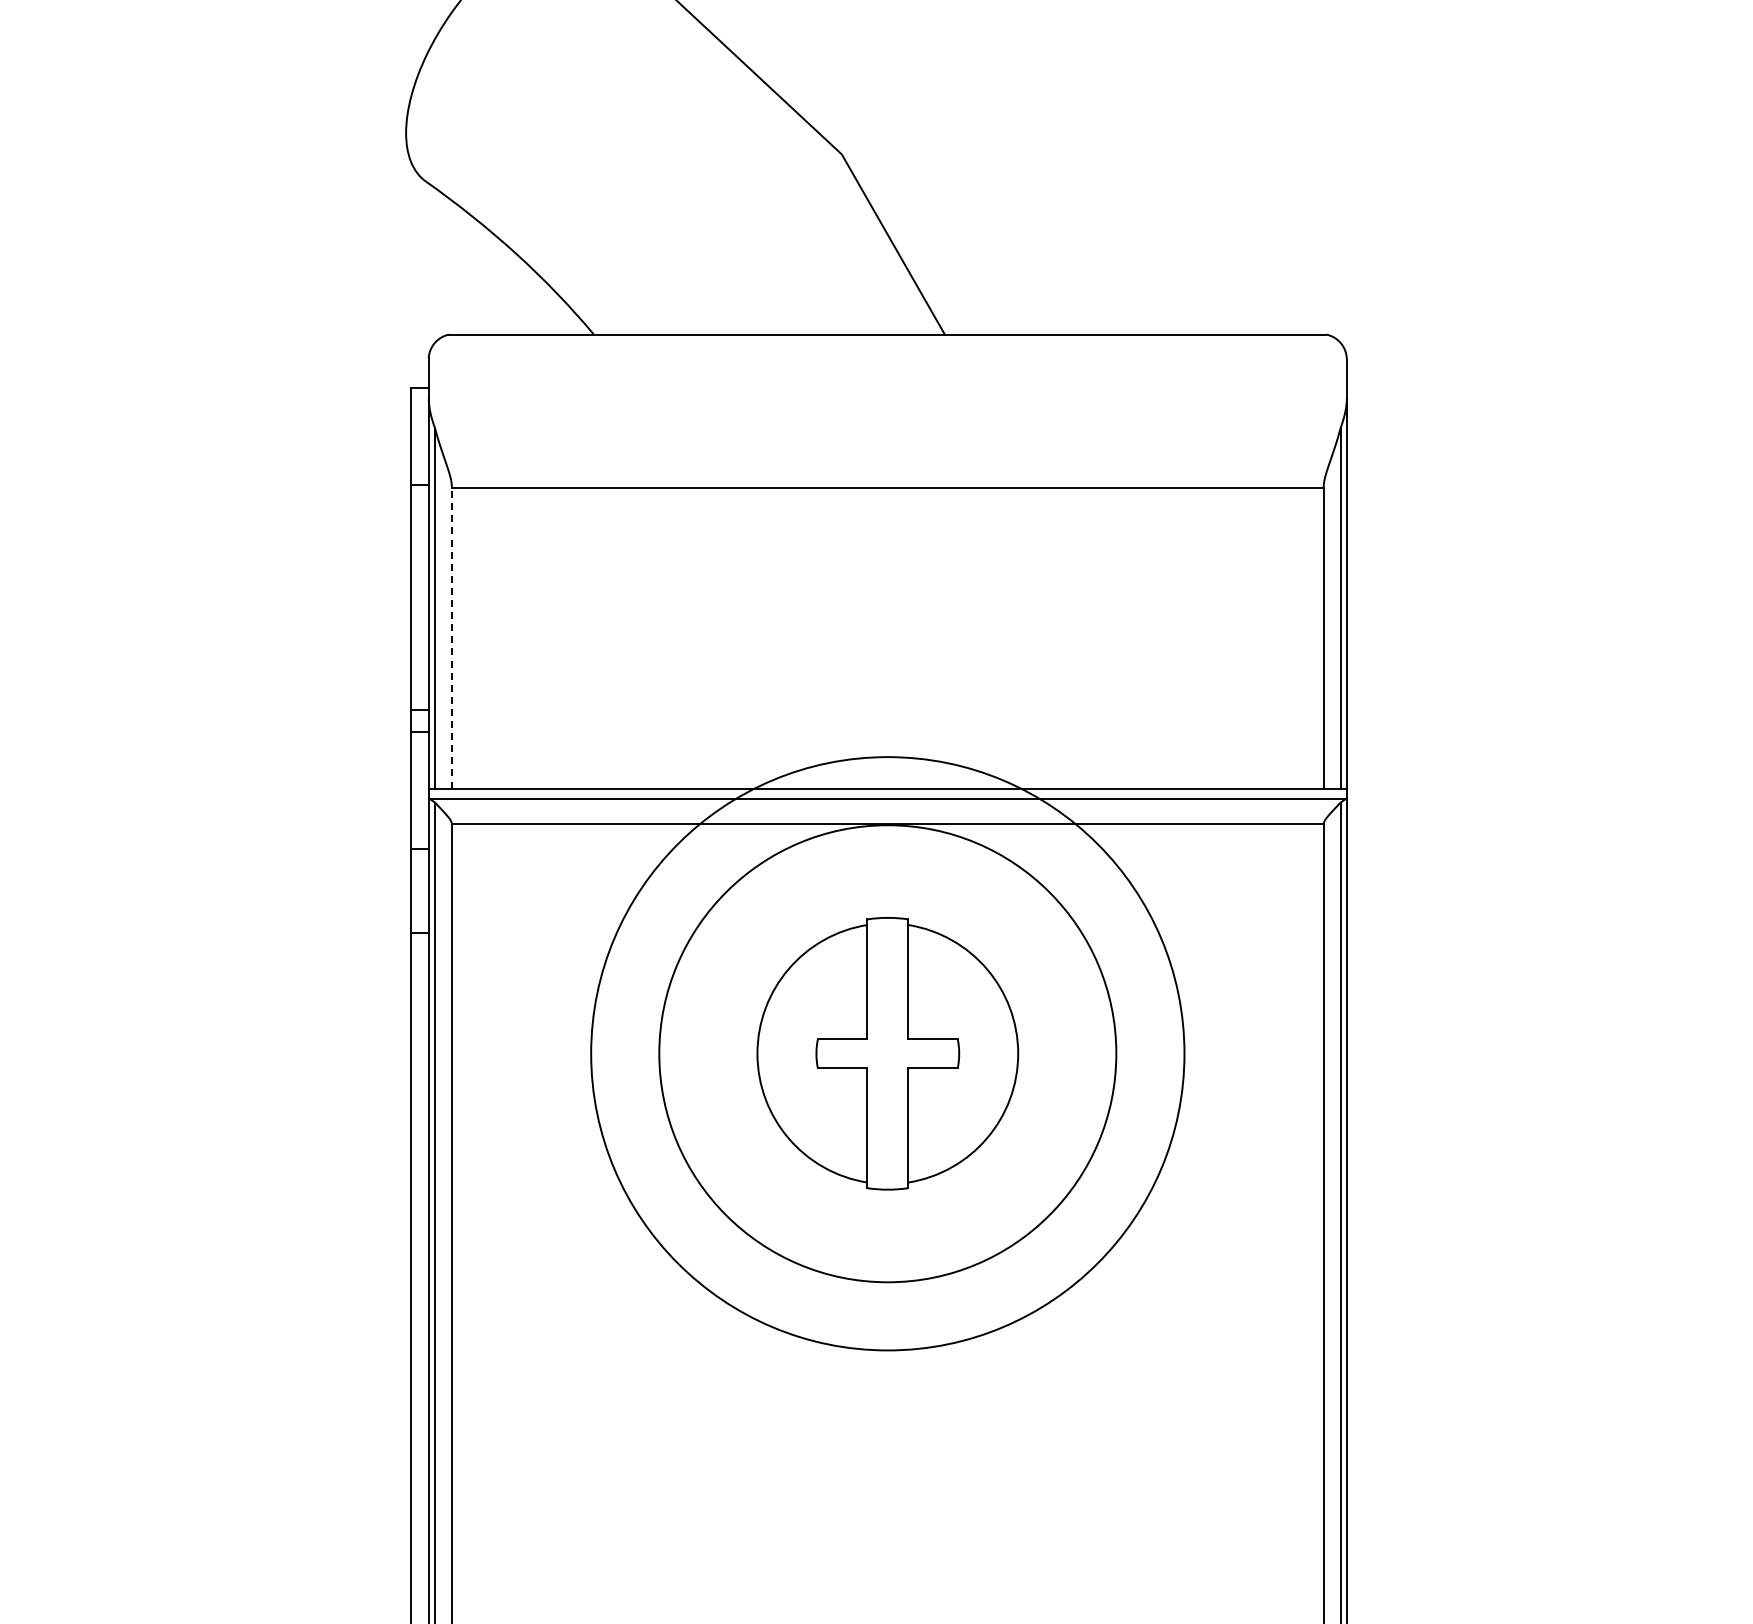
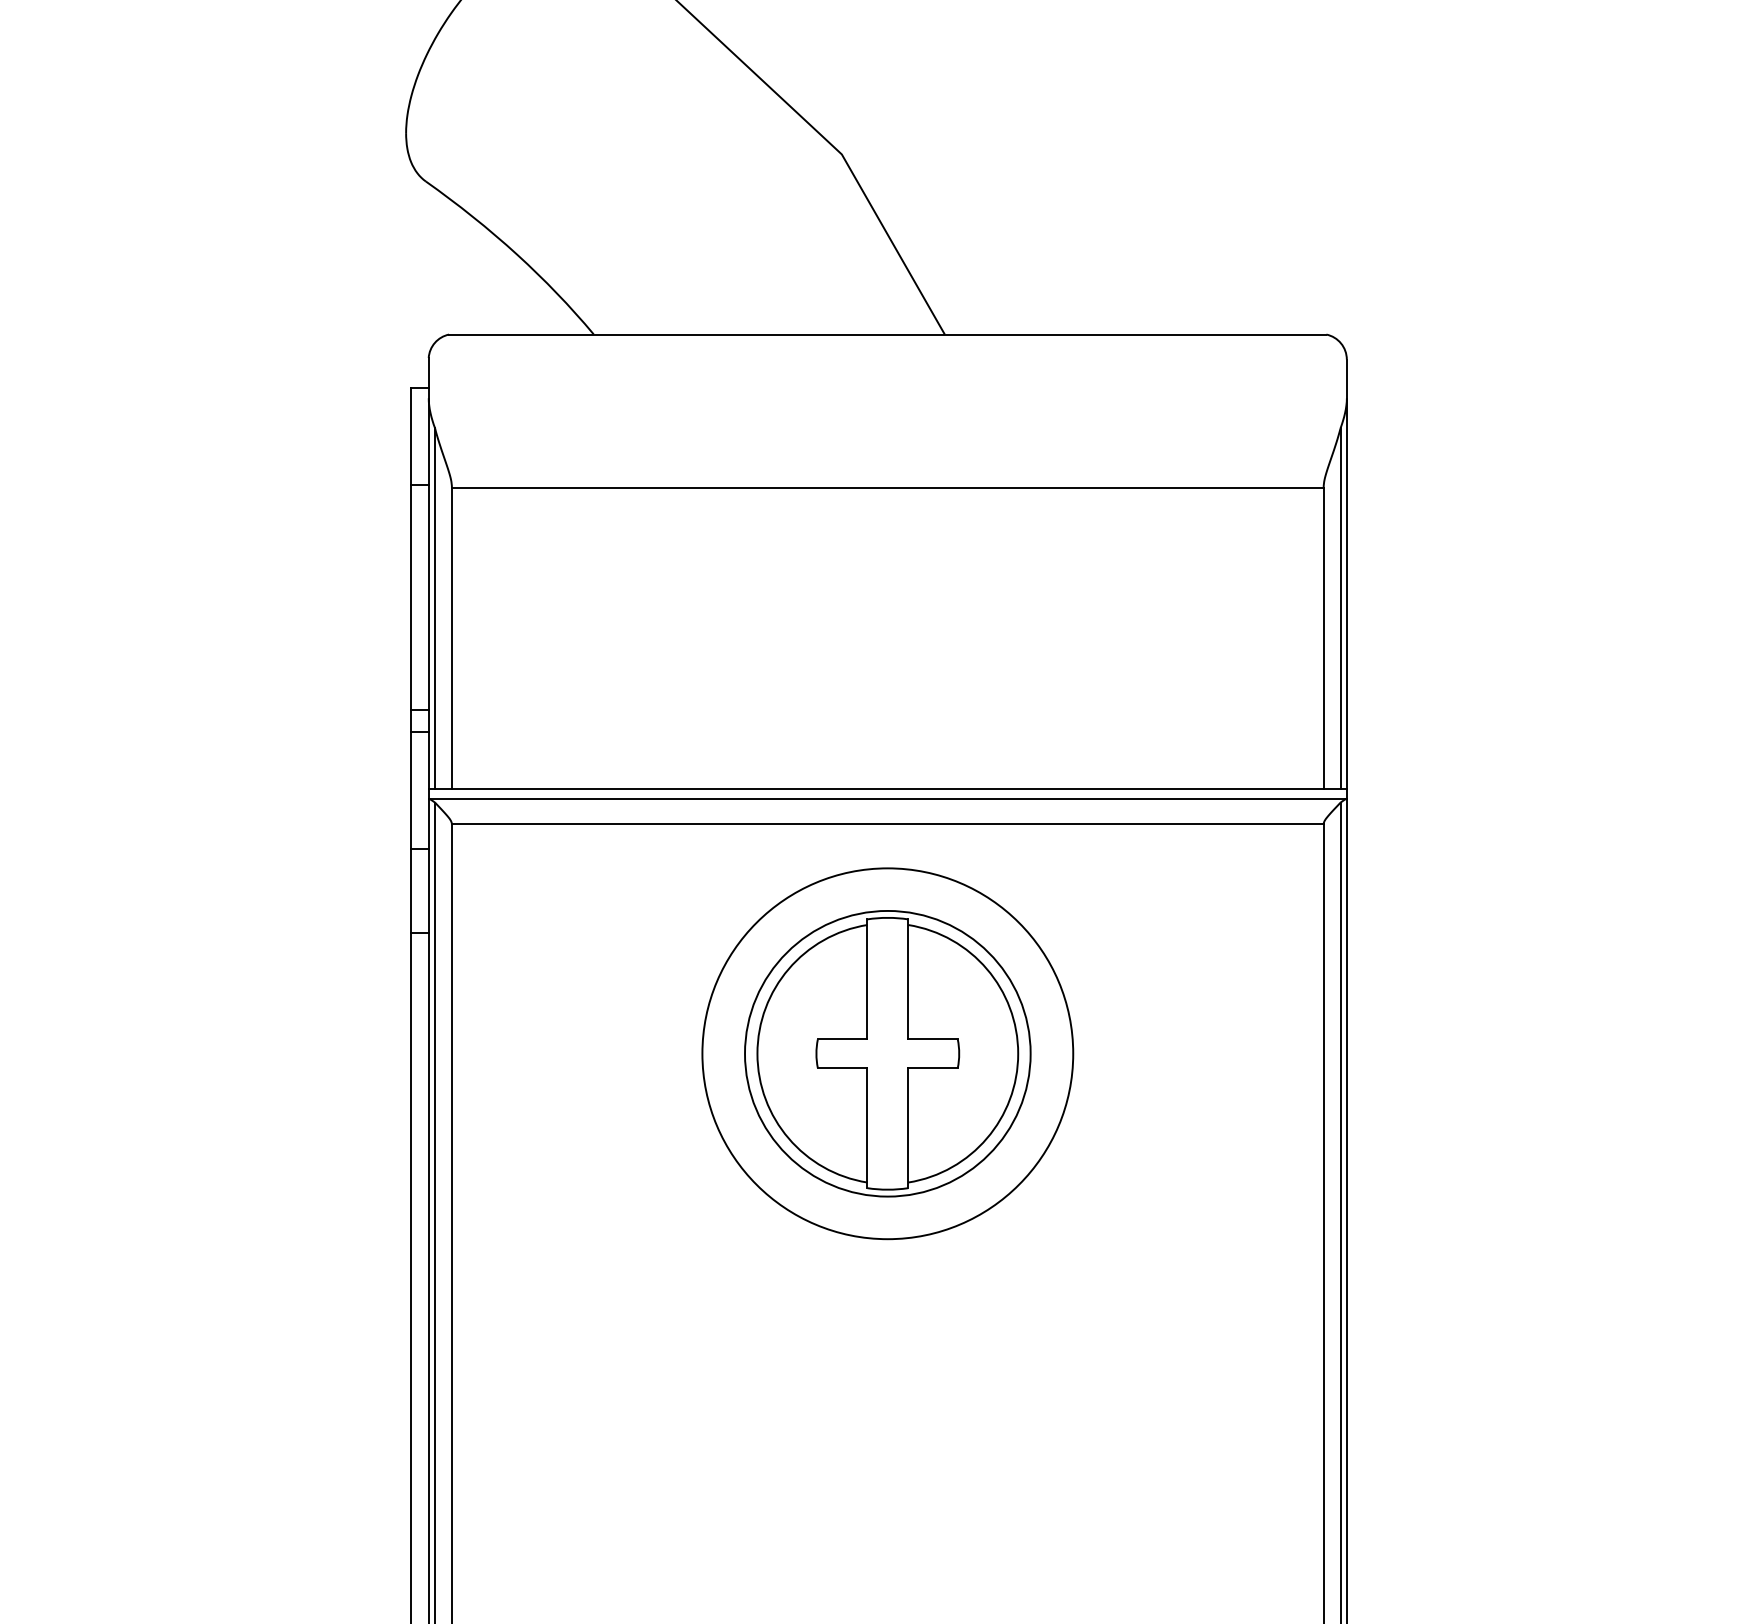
line: dashed -> solid (451, 637)
circle diameter: 457 px -> 286 px (887, 1053)
circle diameter: 593 px -> 371 px (887, 1053)
